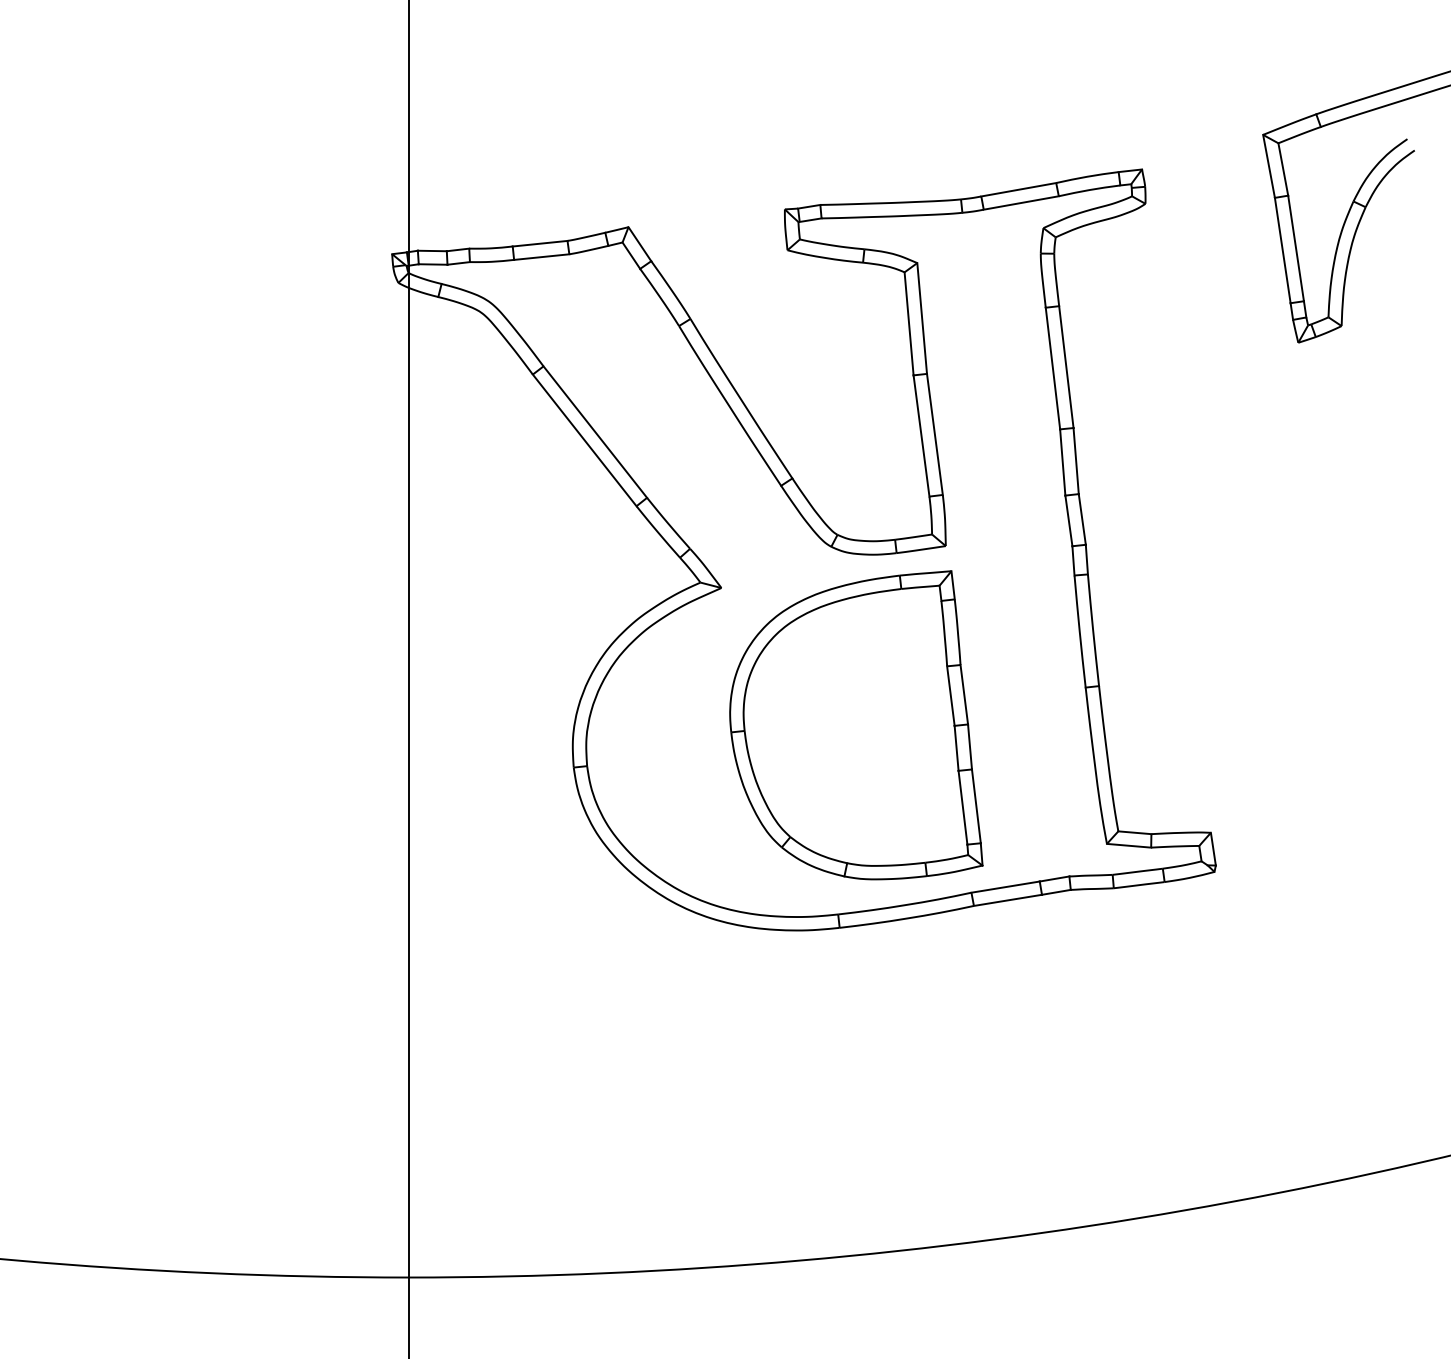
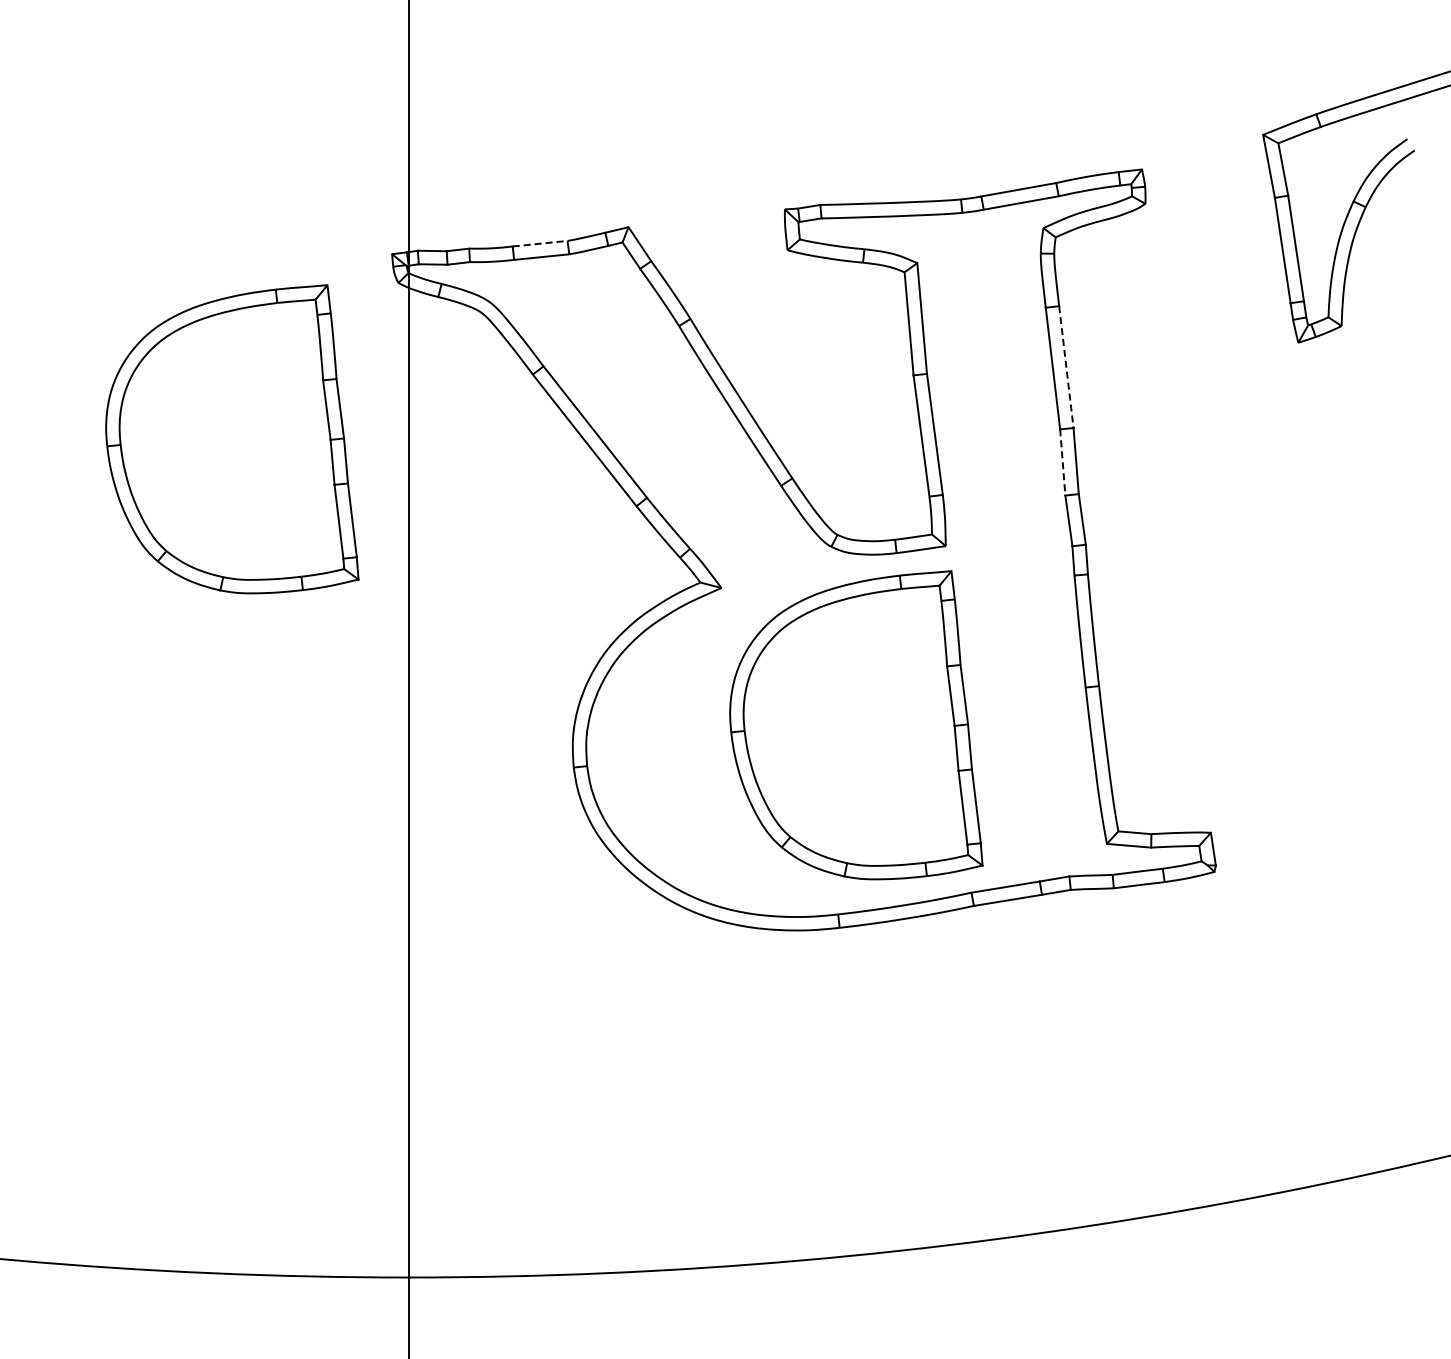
line: solid -> dashed (540, 243)
line: solid -> dashed (1066, 367)
part: none -> present (232, 439)
line: solid -> dashed (1062, 462)
